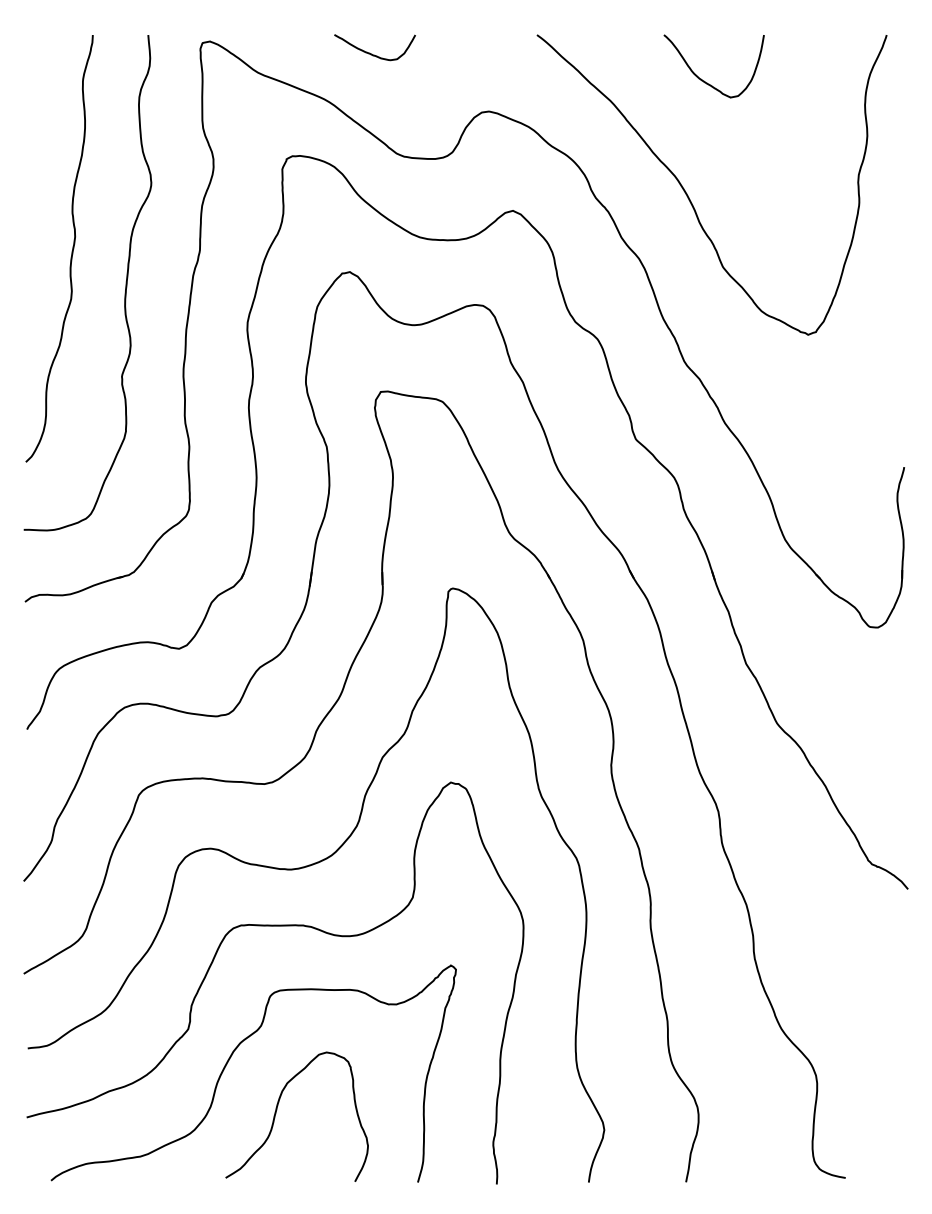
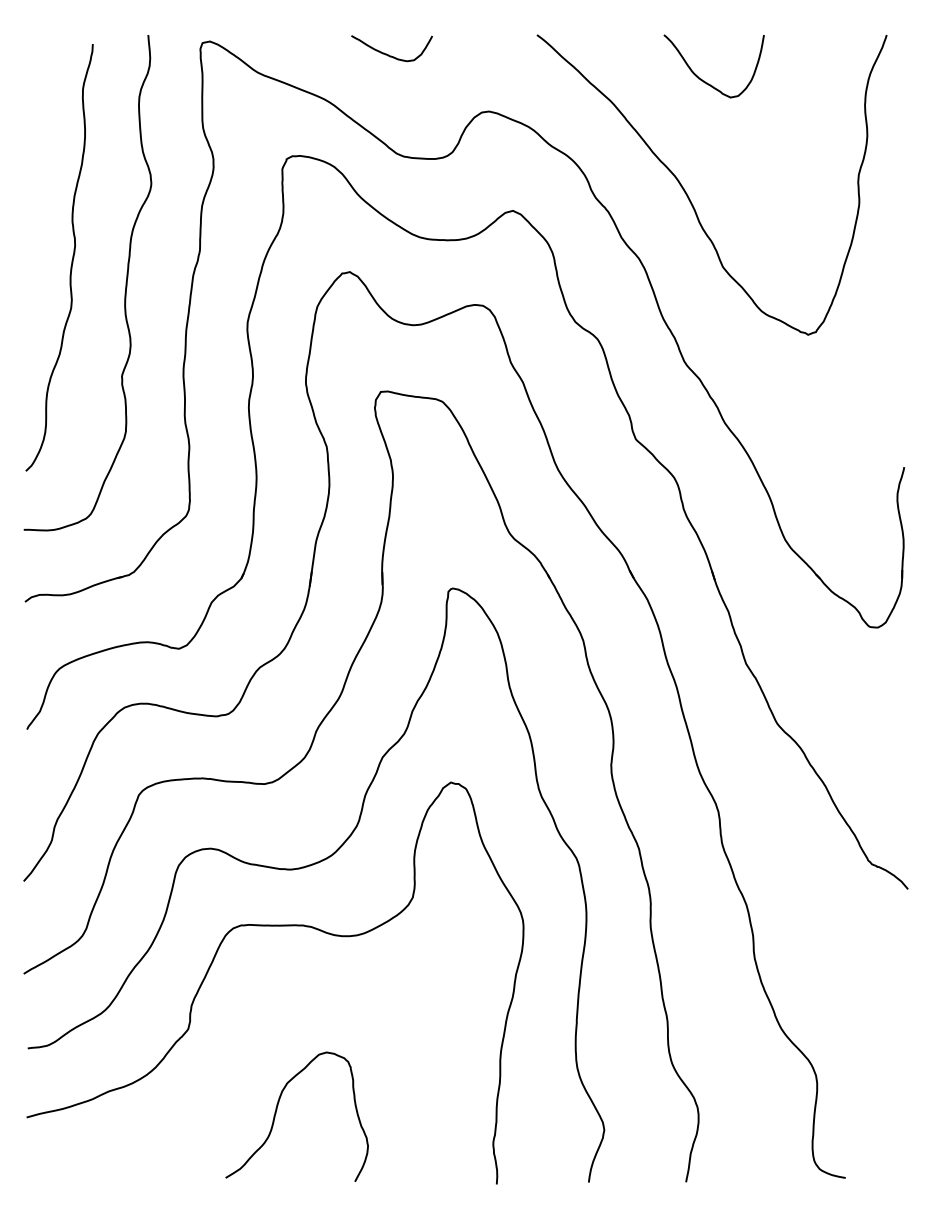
curve position: (371, 53) -> (388, 54) (388, 54)
curve position: (71, 251) -> (71, 260) (71, 260)
curve: present -> none (231, 1057)
